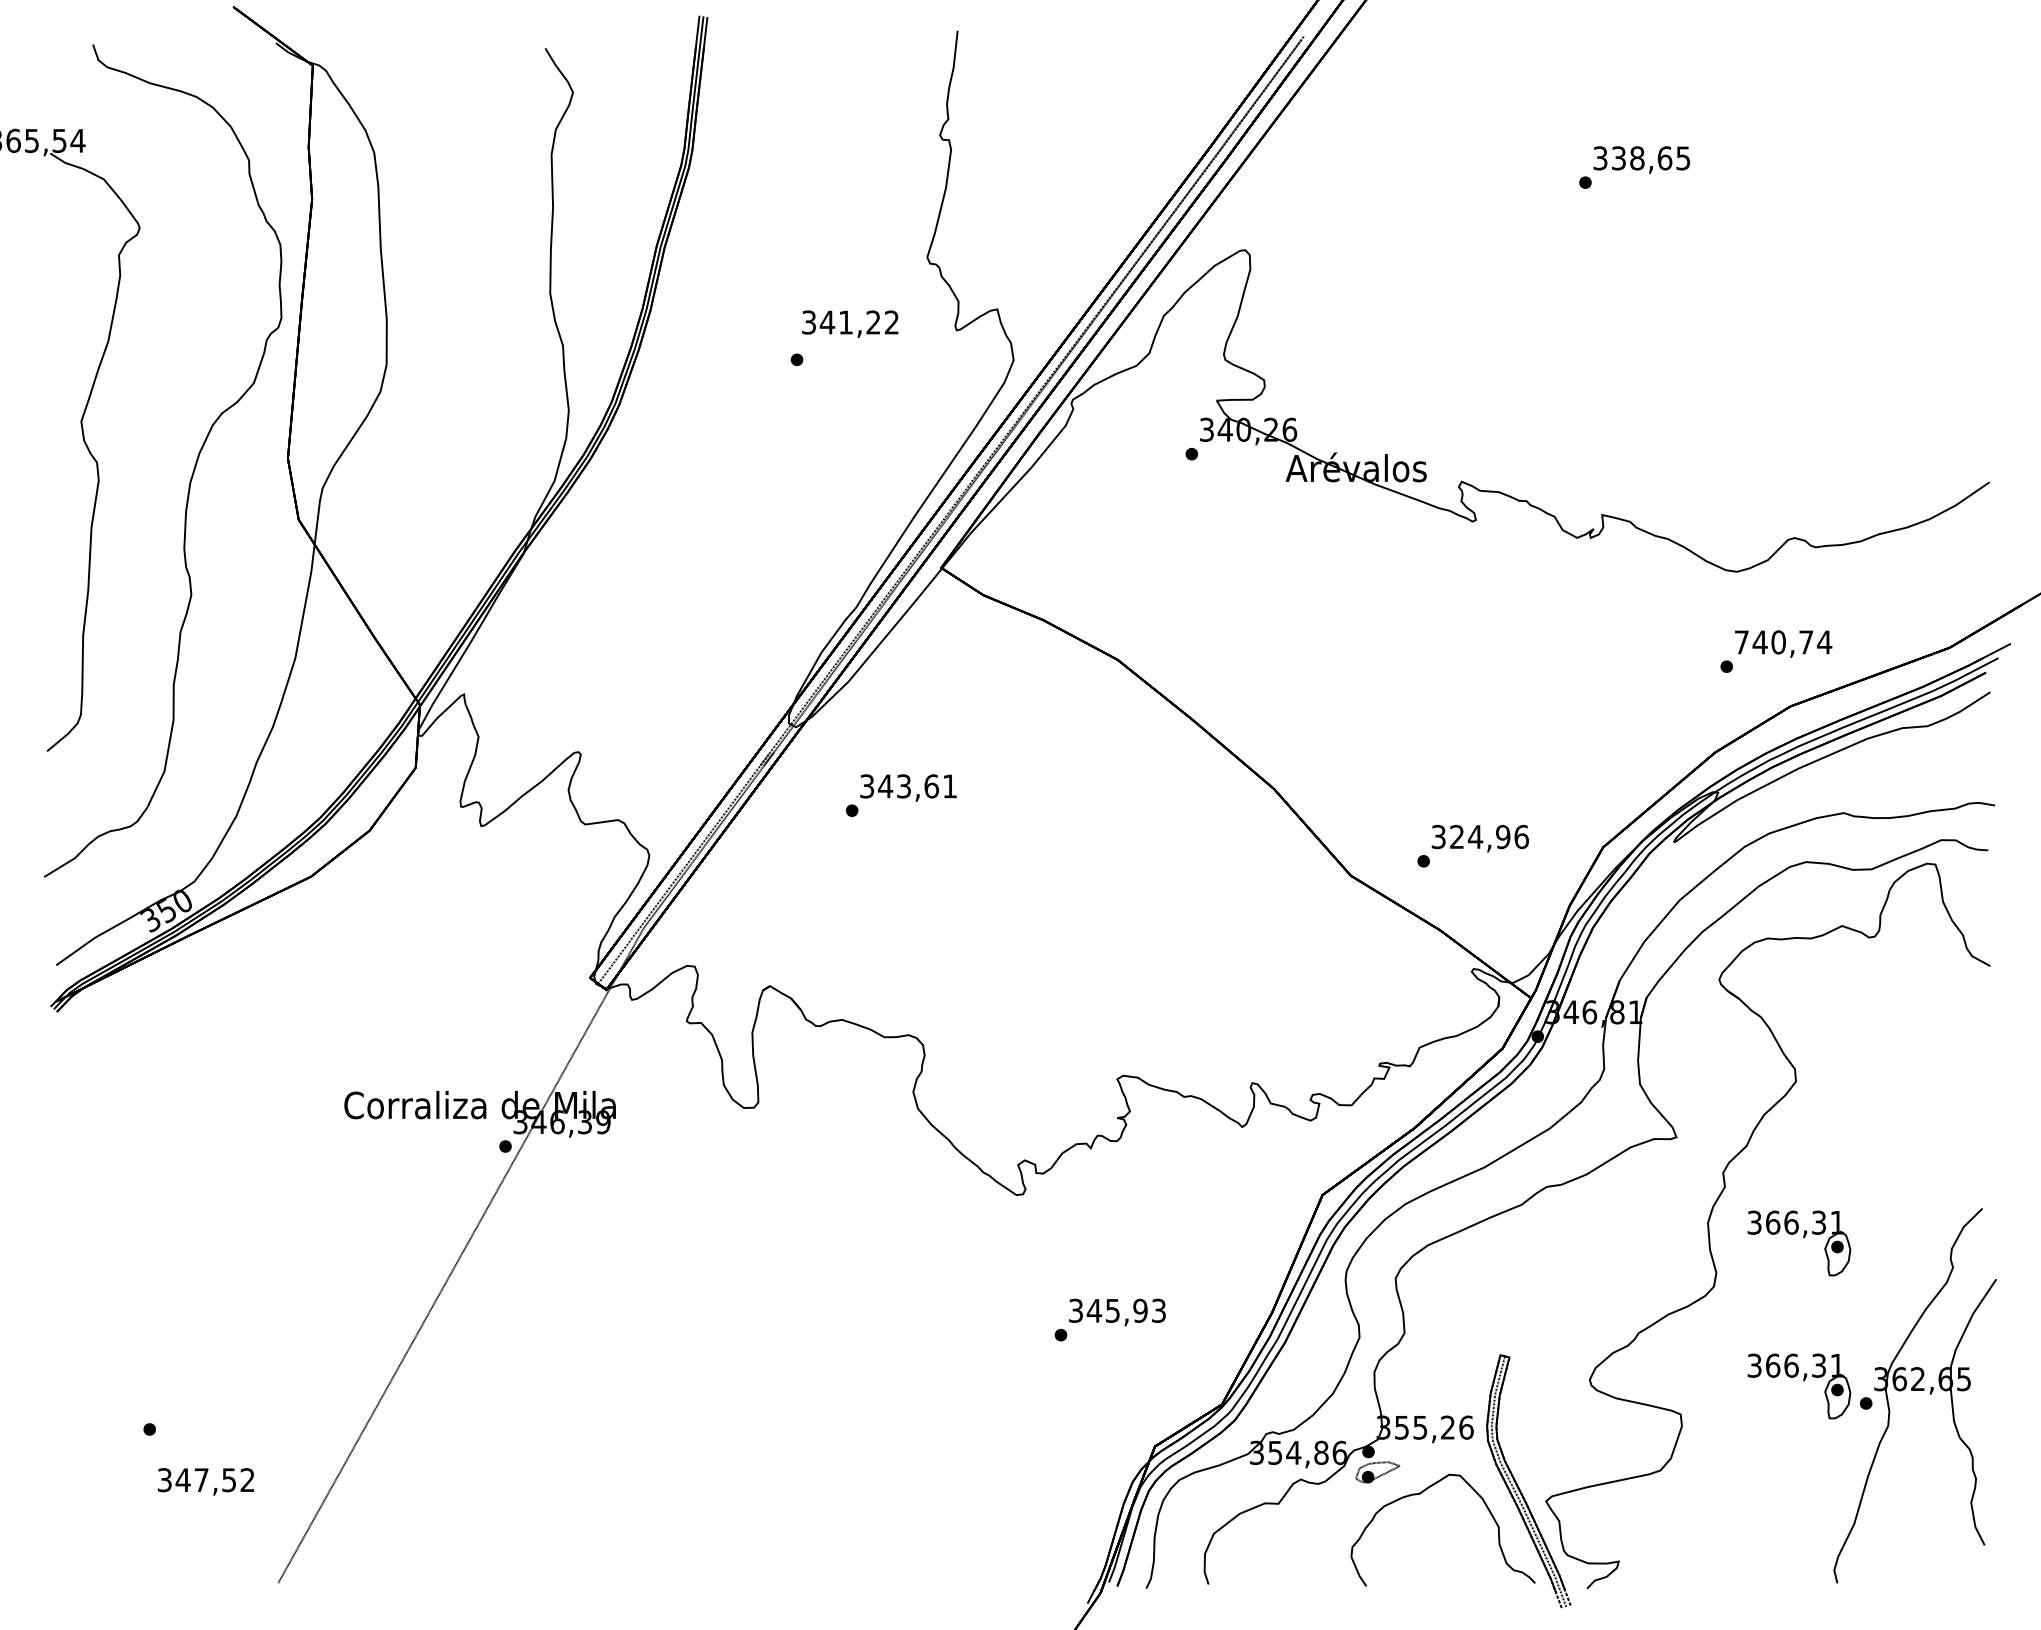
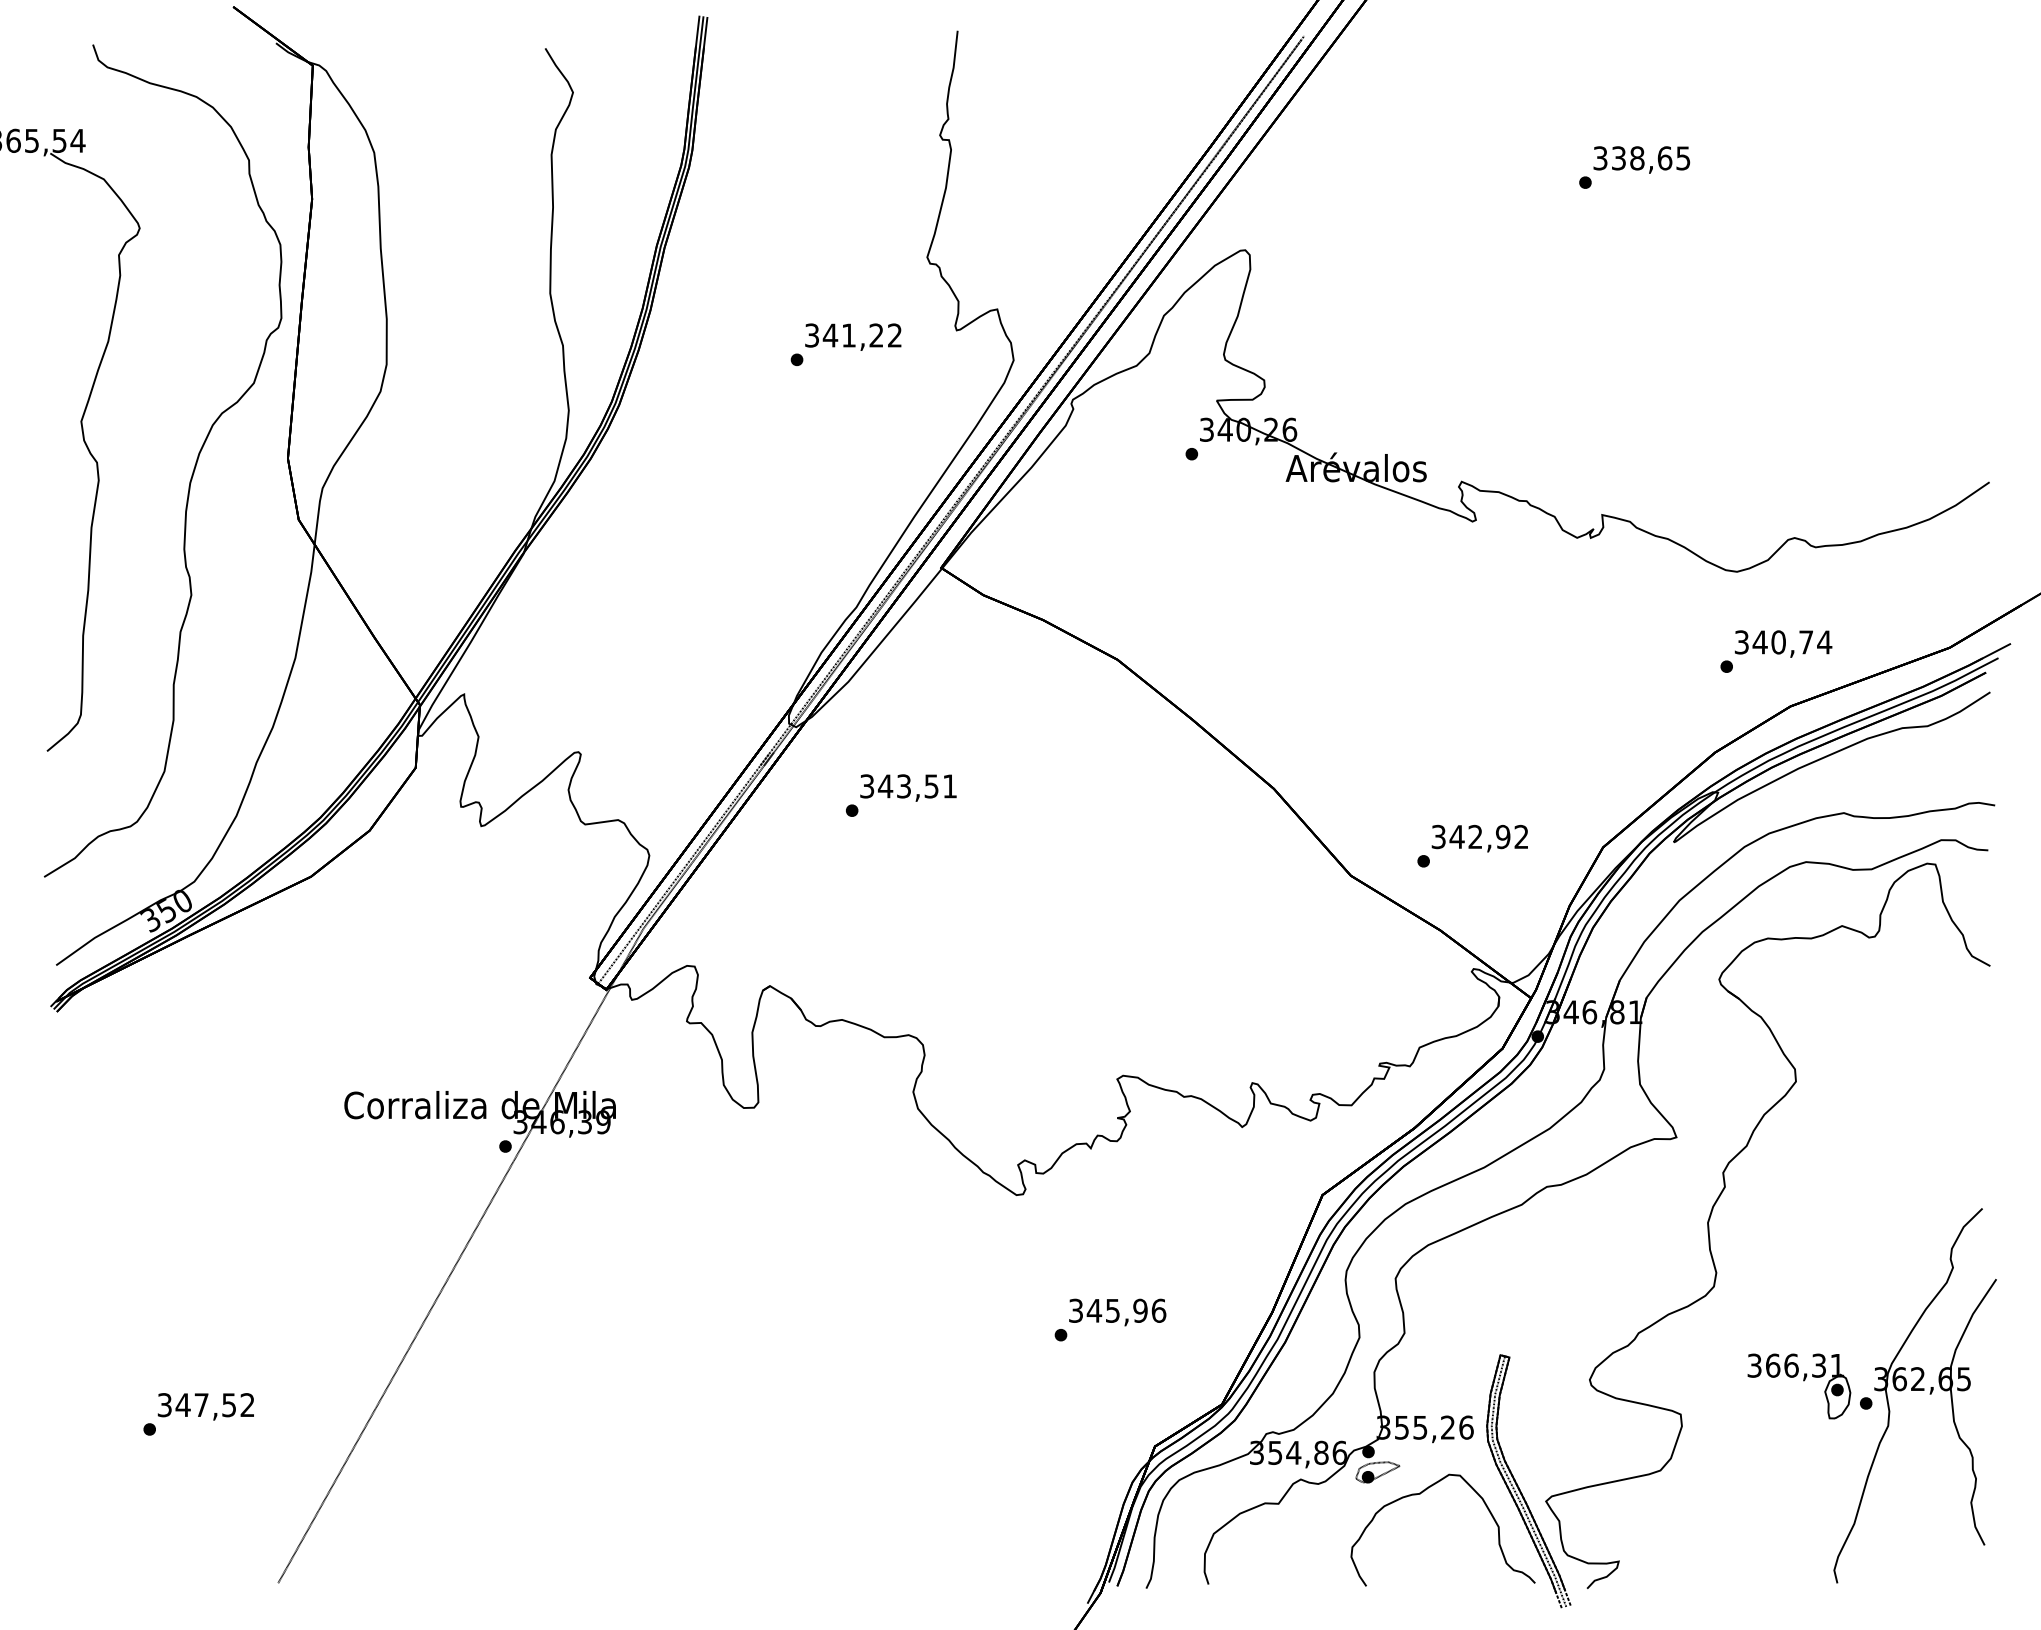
text position: (850, 323) -> (853, 336) (853, 336)
text: 740,74 -> 340,74 (1741, 642)
text: 343,61 -> 343,51 (931, 786)
text: 324,96 -> 342,92 (1488, 836)
part: present -> none (1803, 1238)
text: 345,93 -> 345,96 (1158, 1310)
text position: (205, 1481) -> (205, 1406) (205, 1406)
